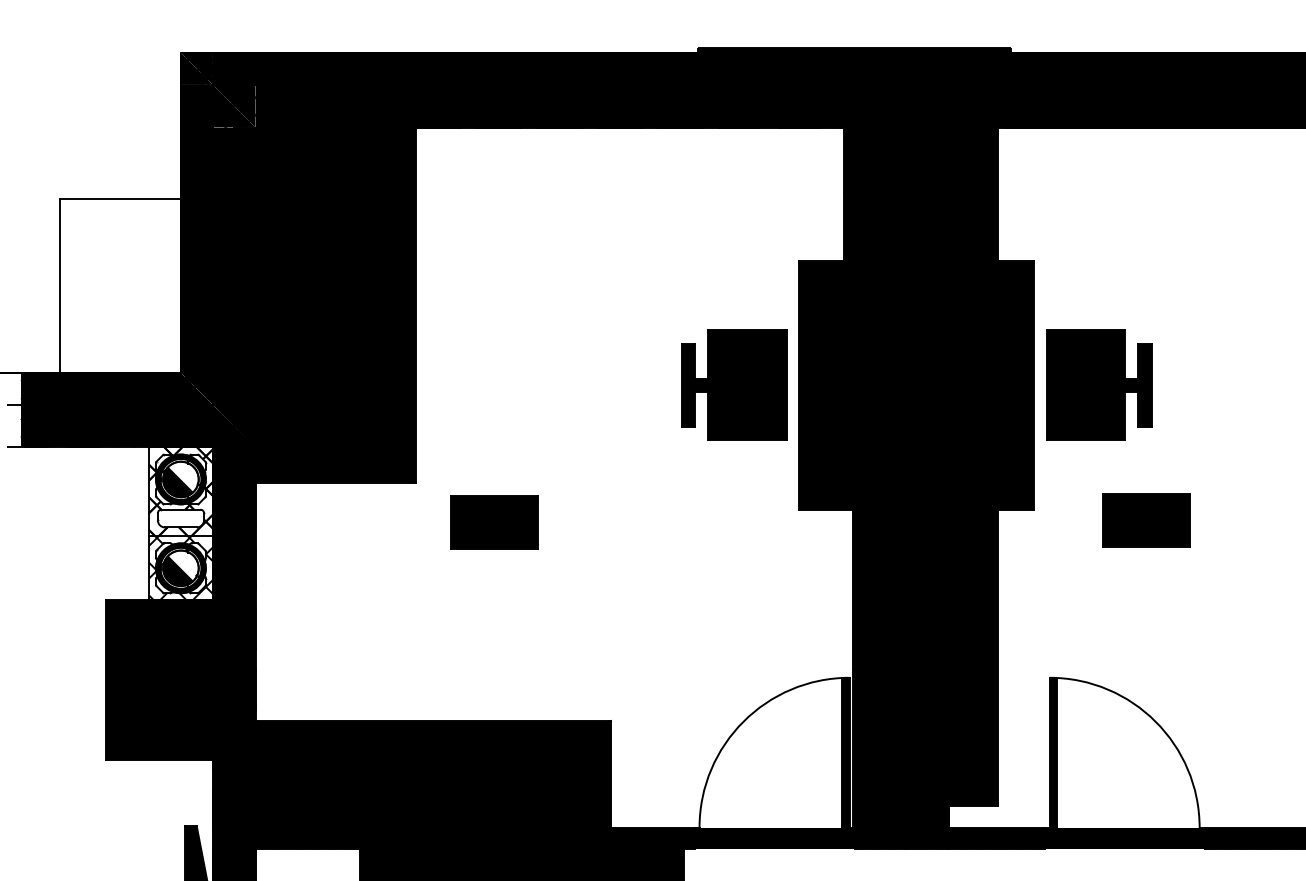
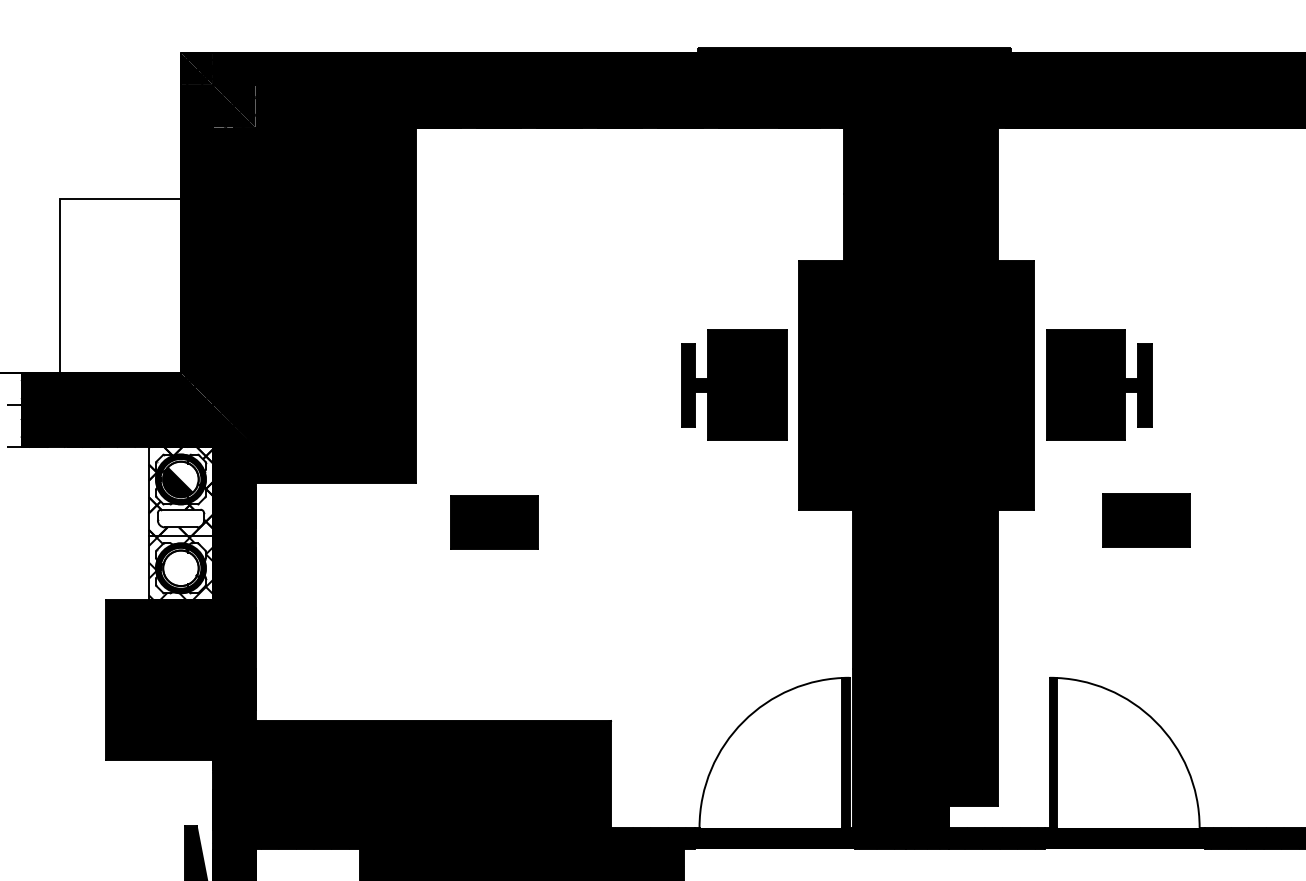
fill: present -> none (178, 570)
